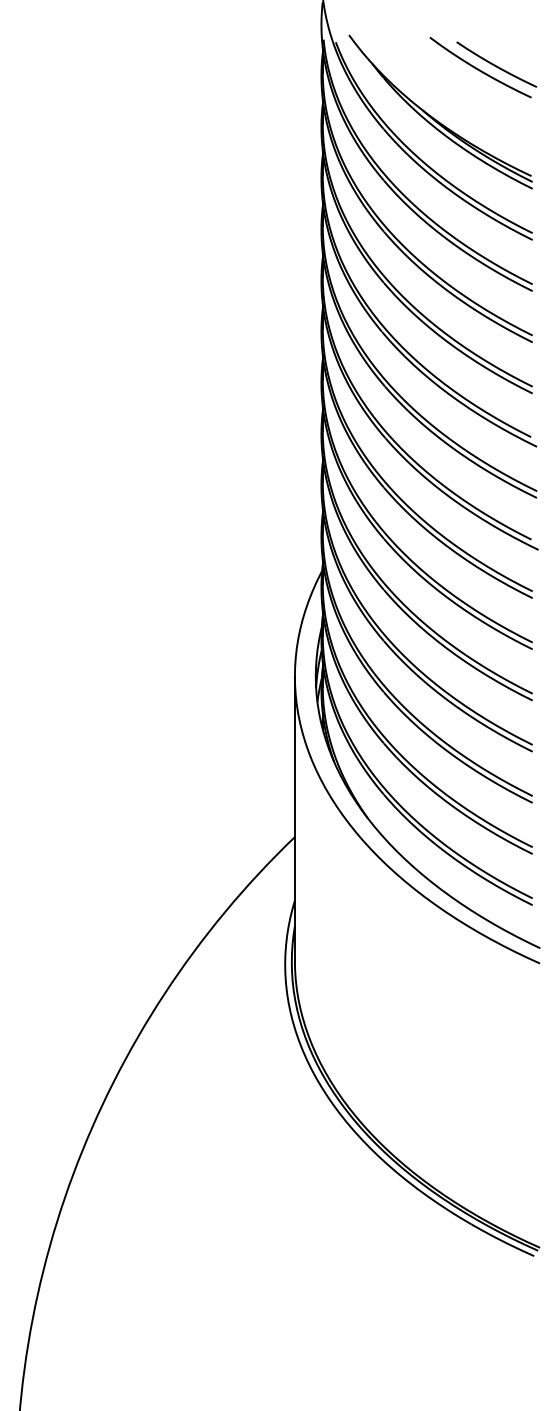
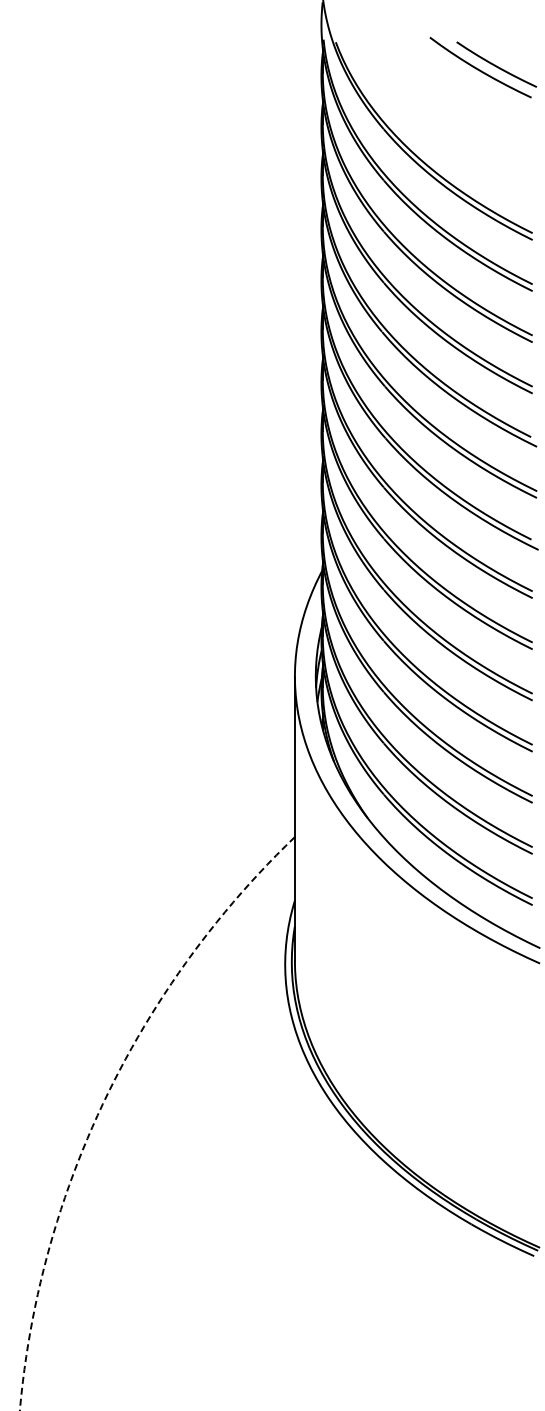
part: present -> none (435, 118)
arc: solid -> dashed (104, 1100)
